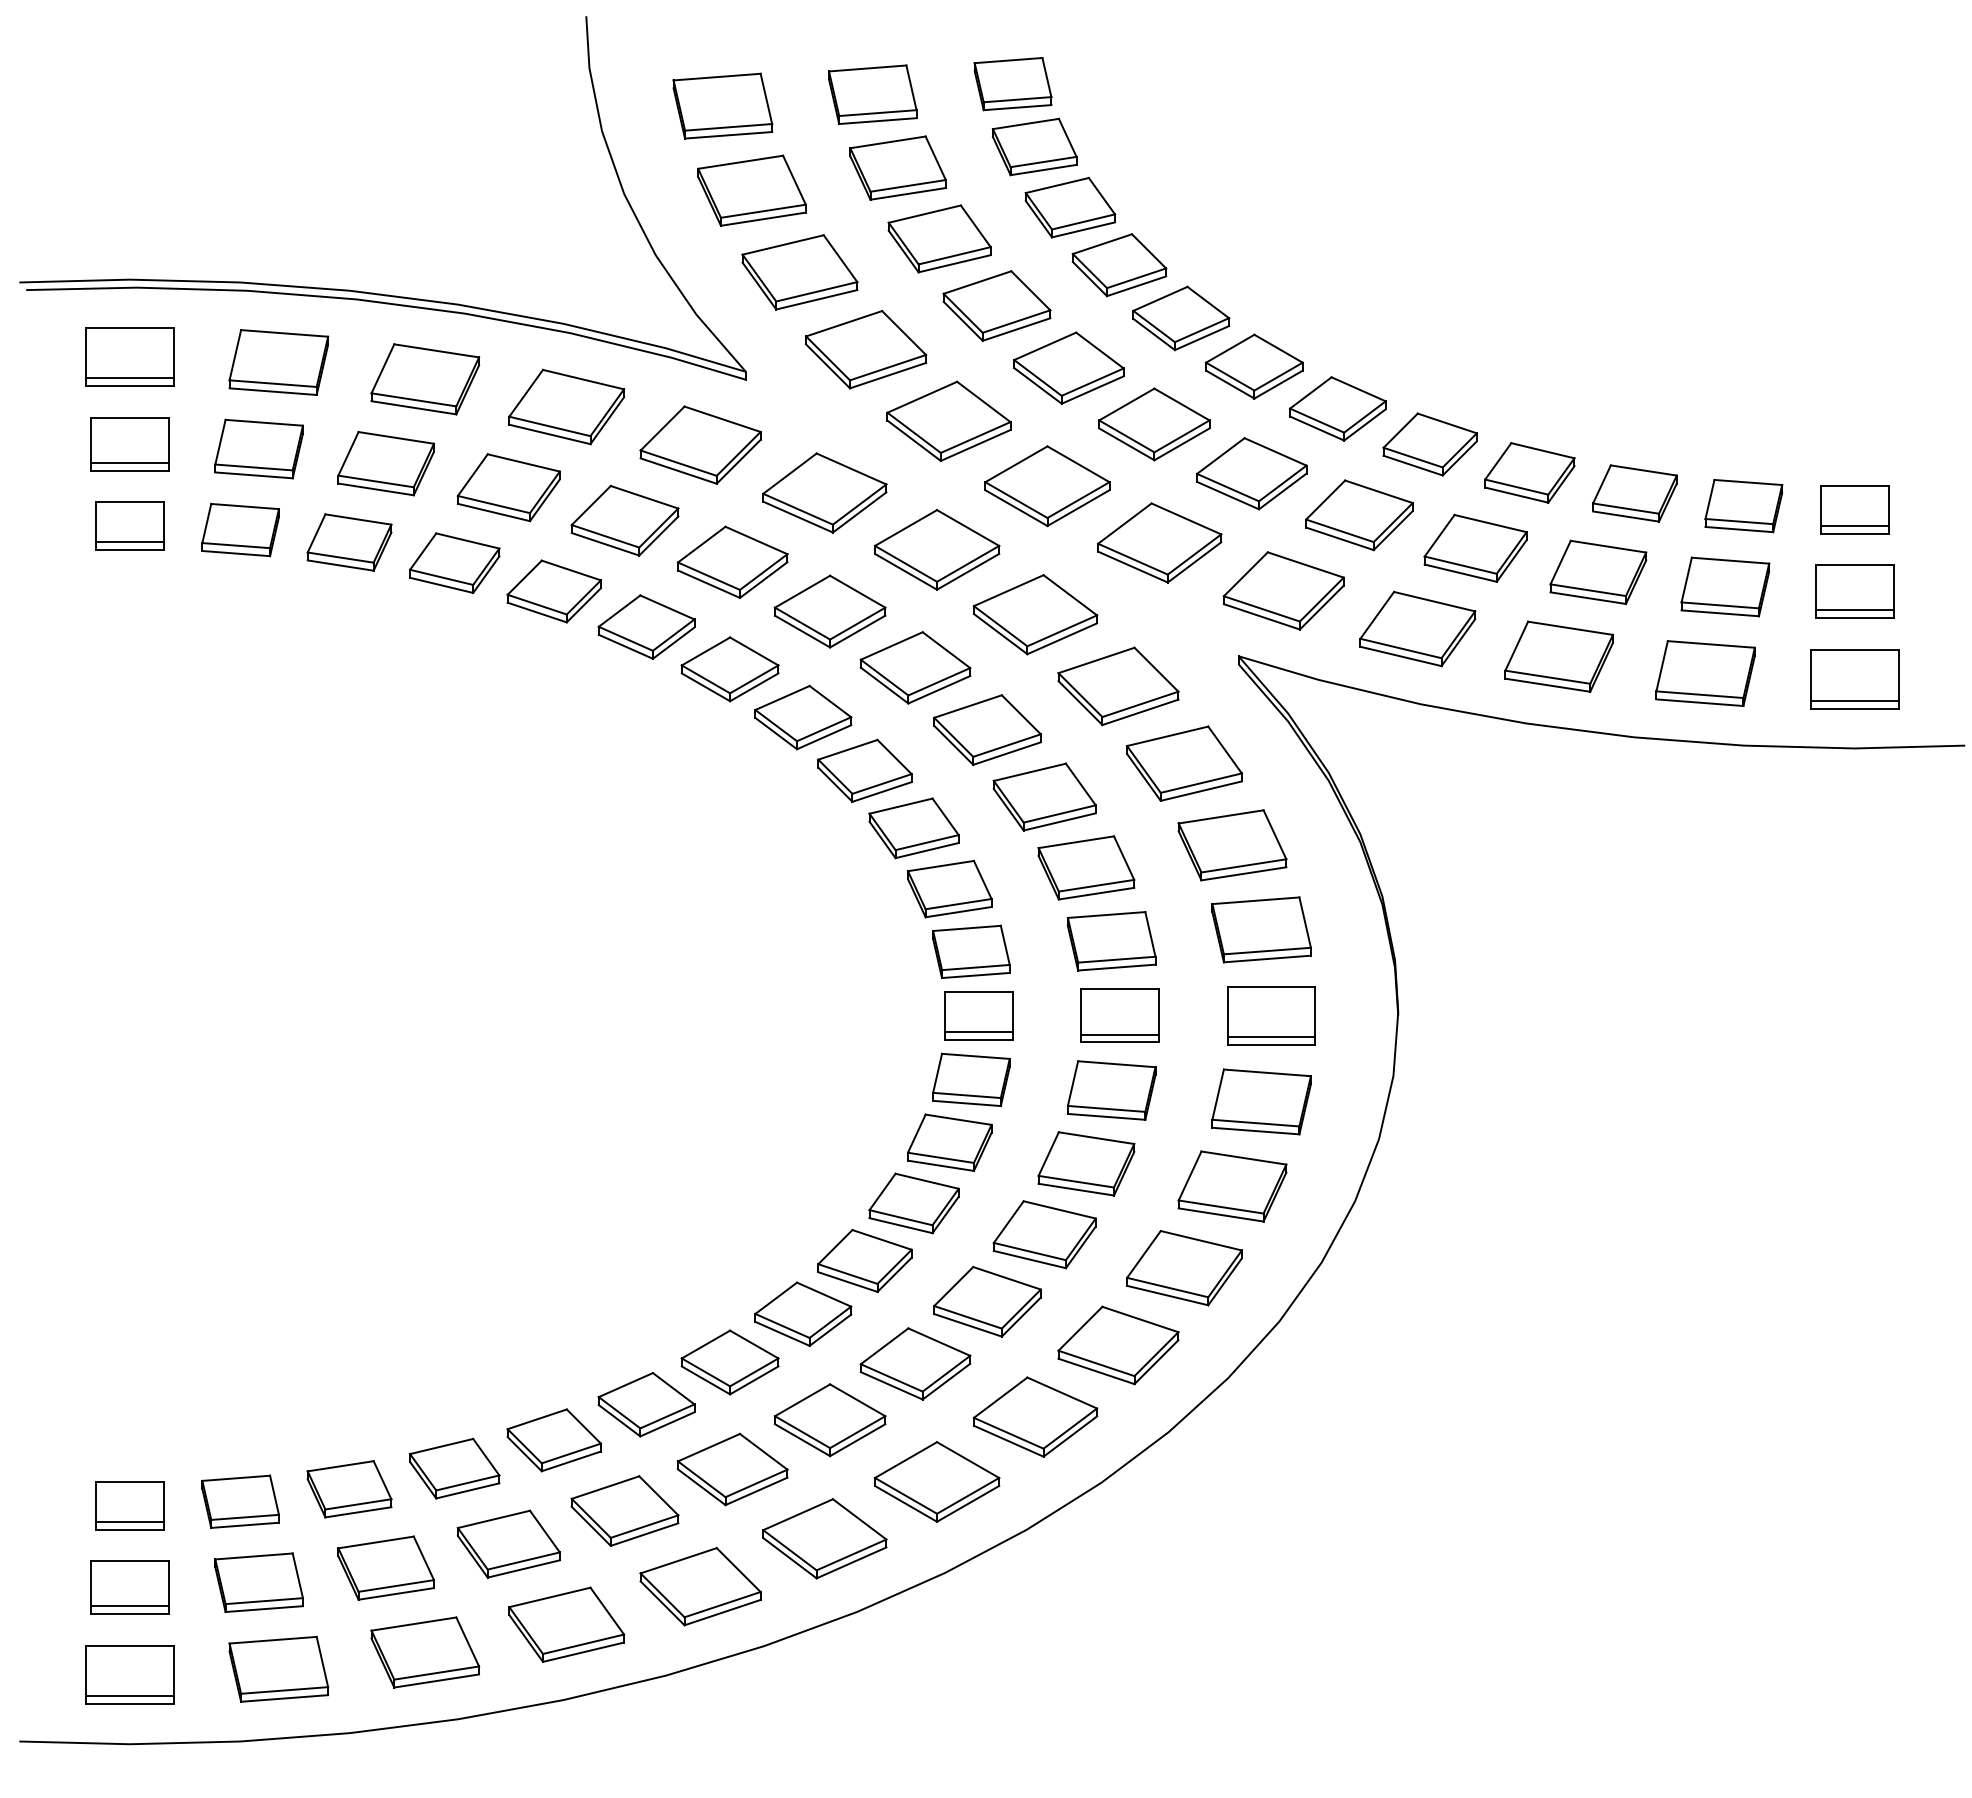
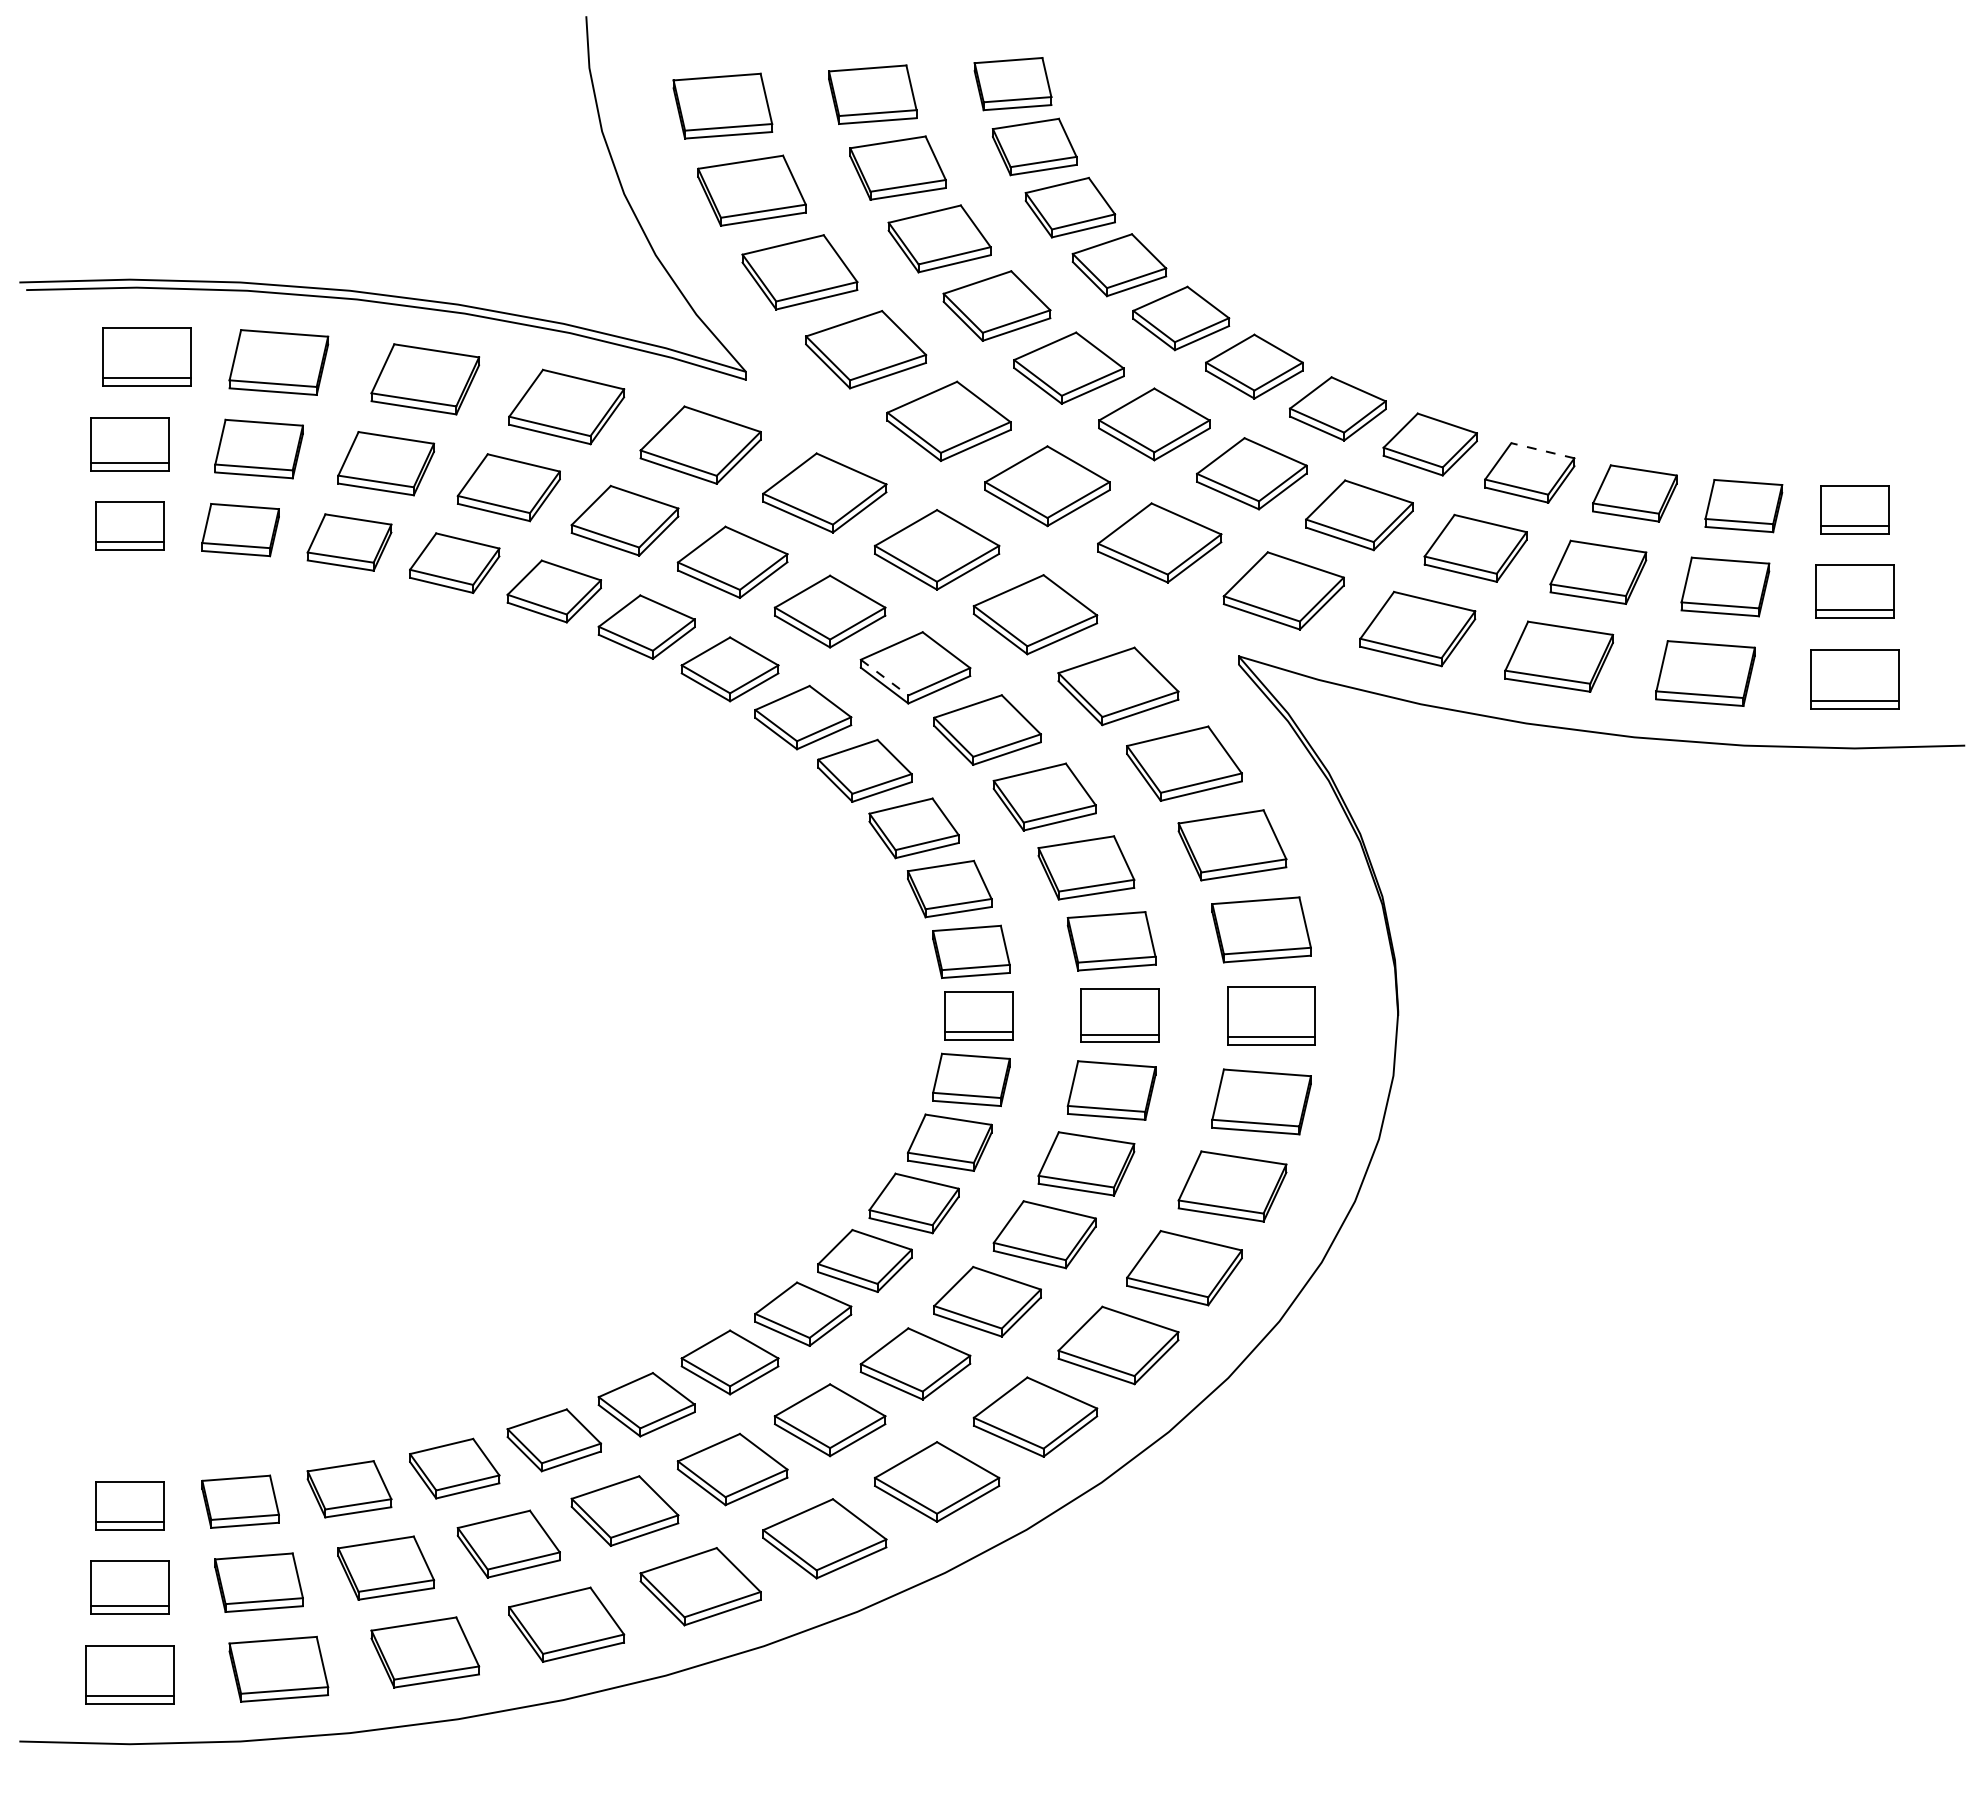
part position: (129, 356) -> (146, 356) (146, 356)
line: solid -> dashed (1542, 450)
line: solid -> dashed (884, 677)
